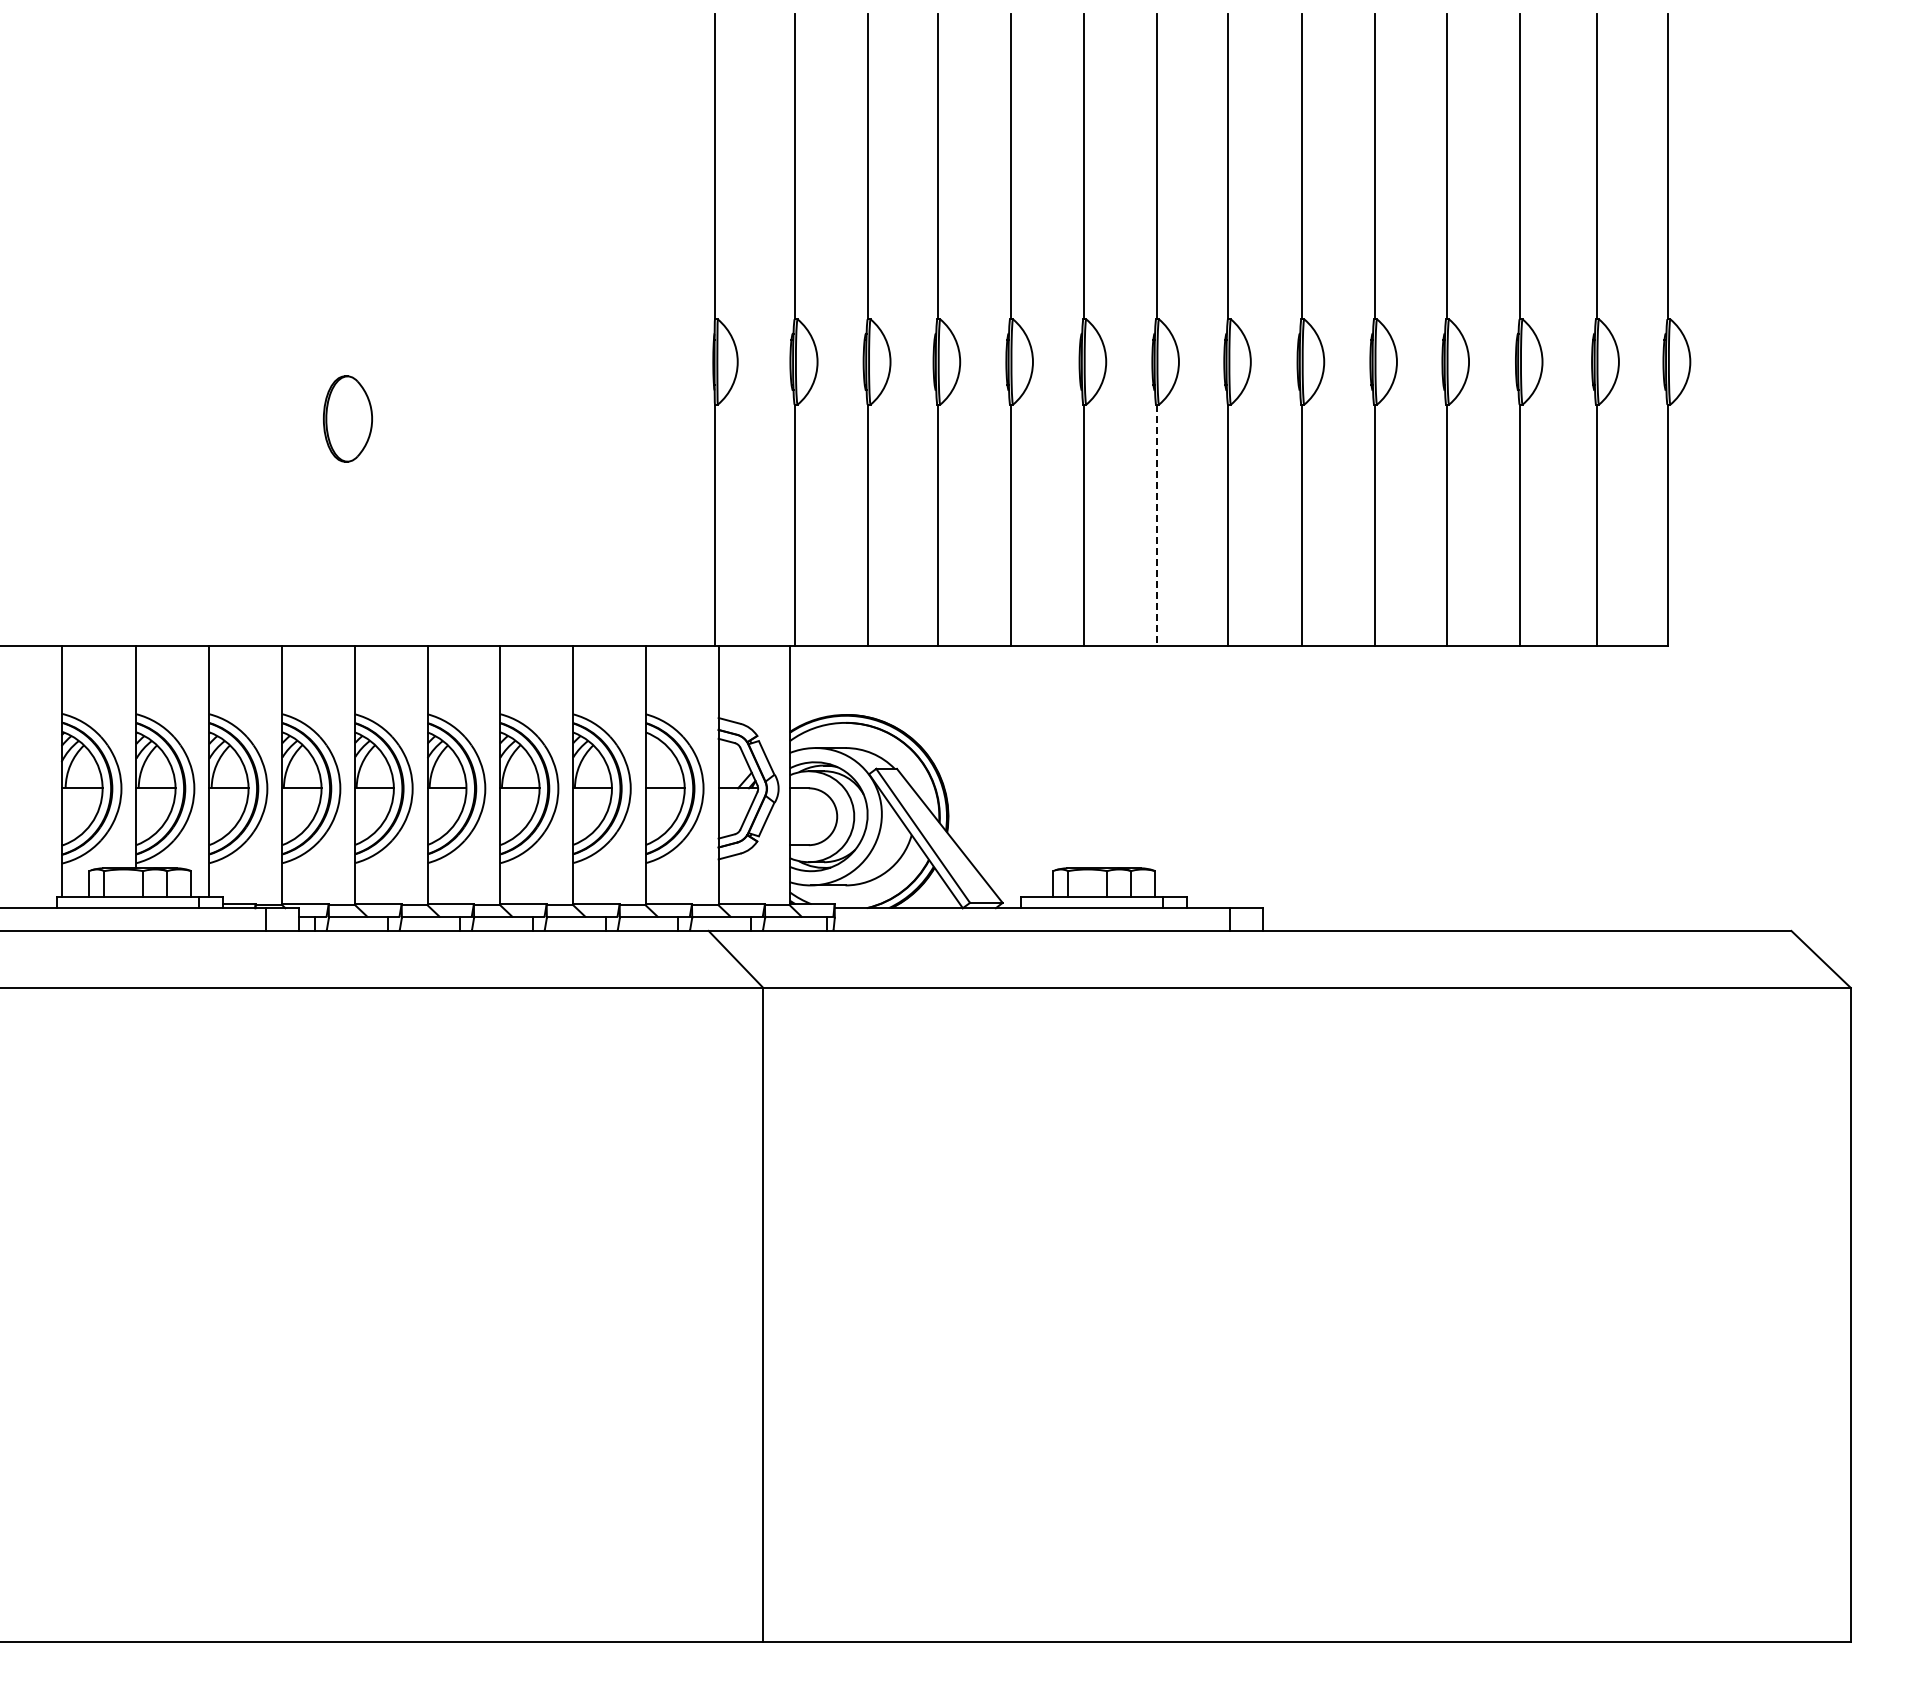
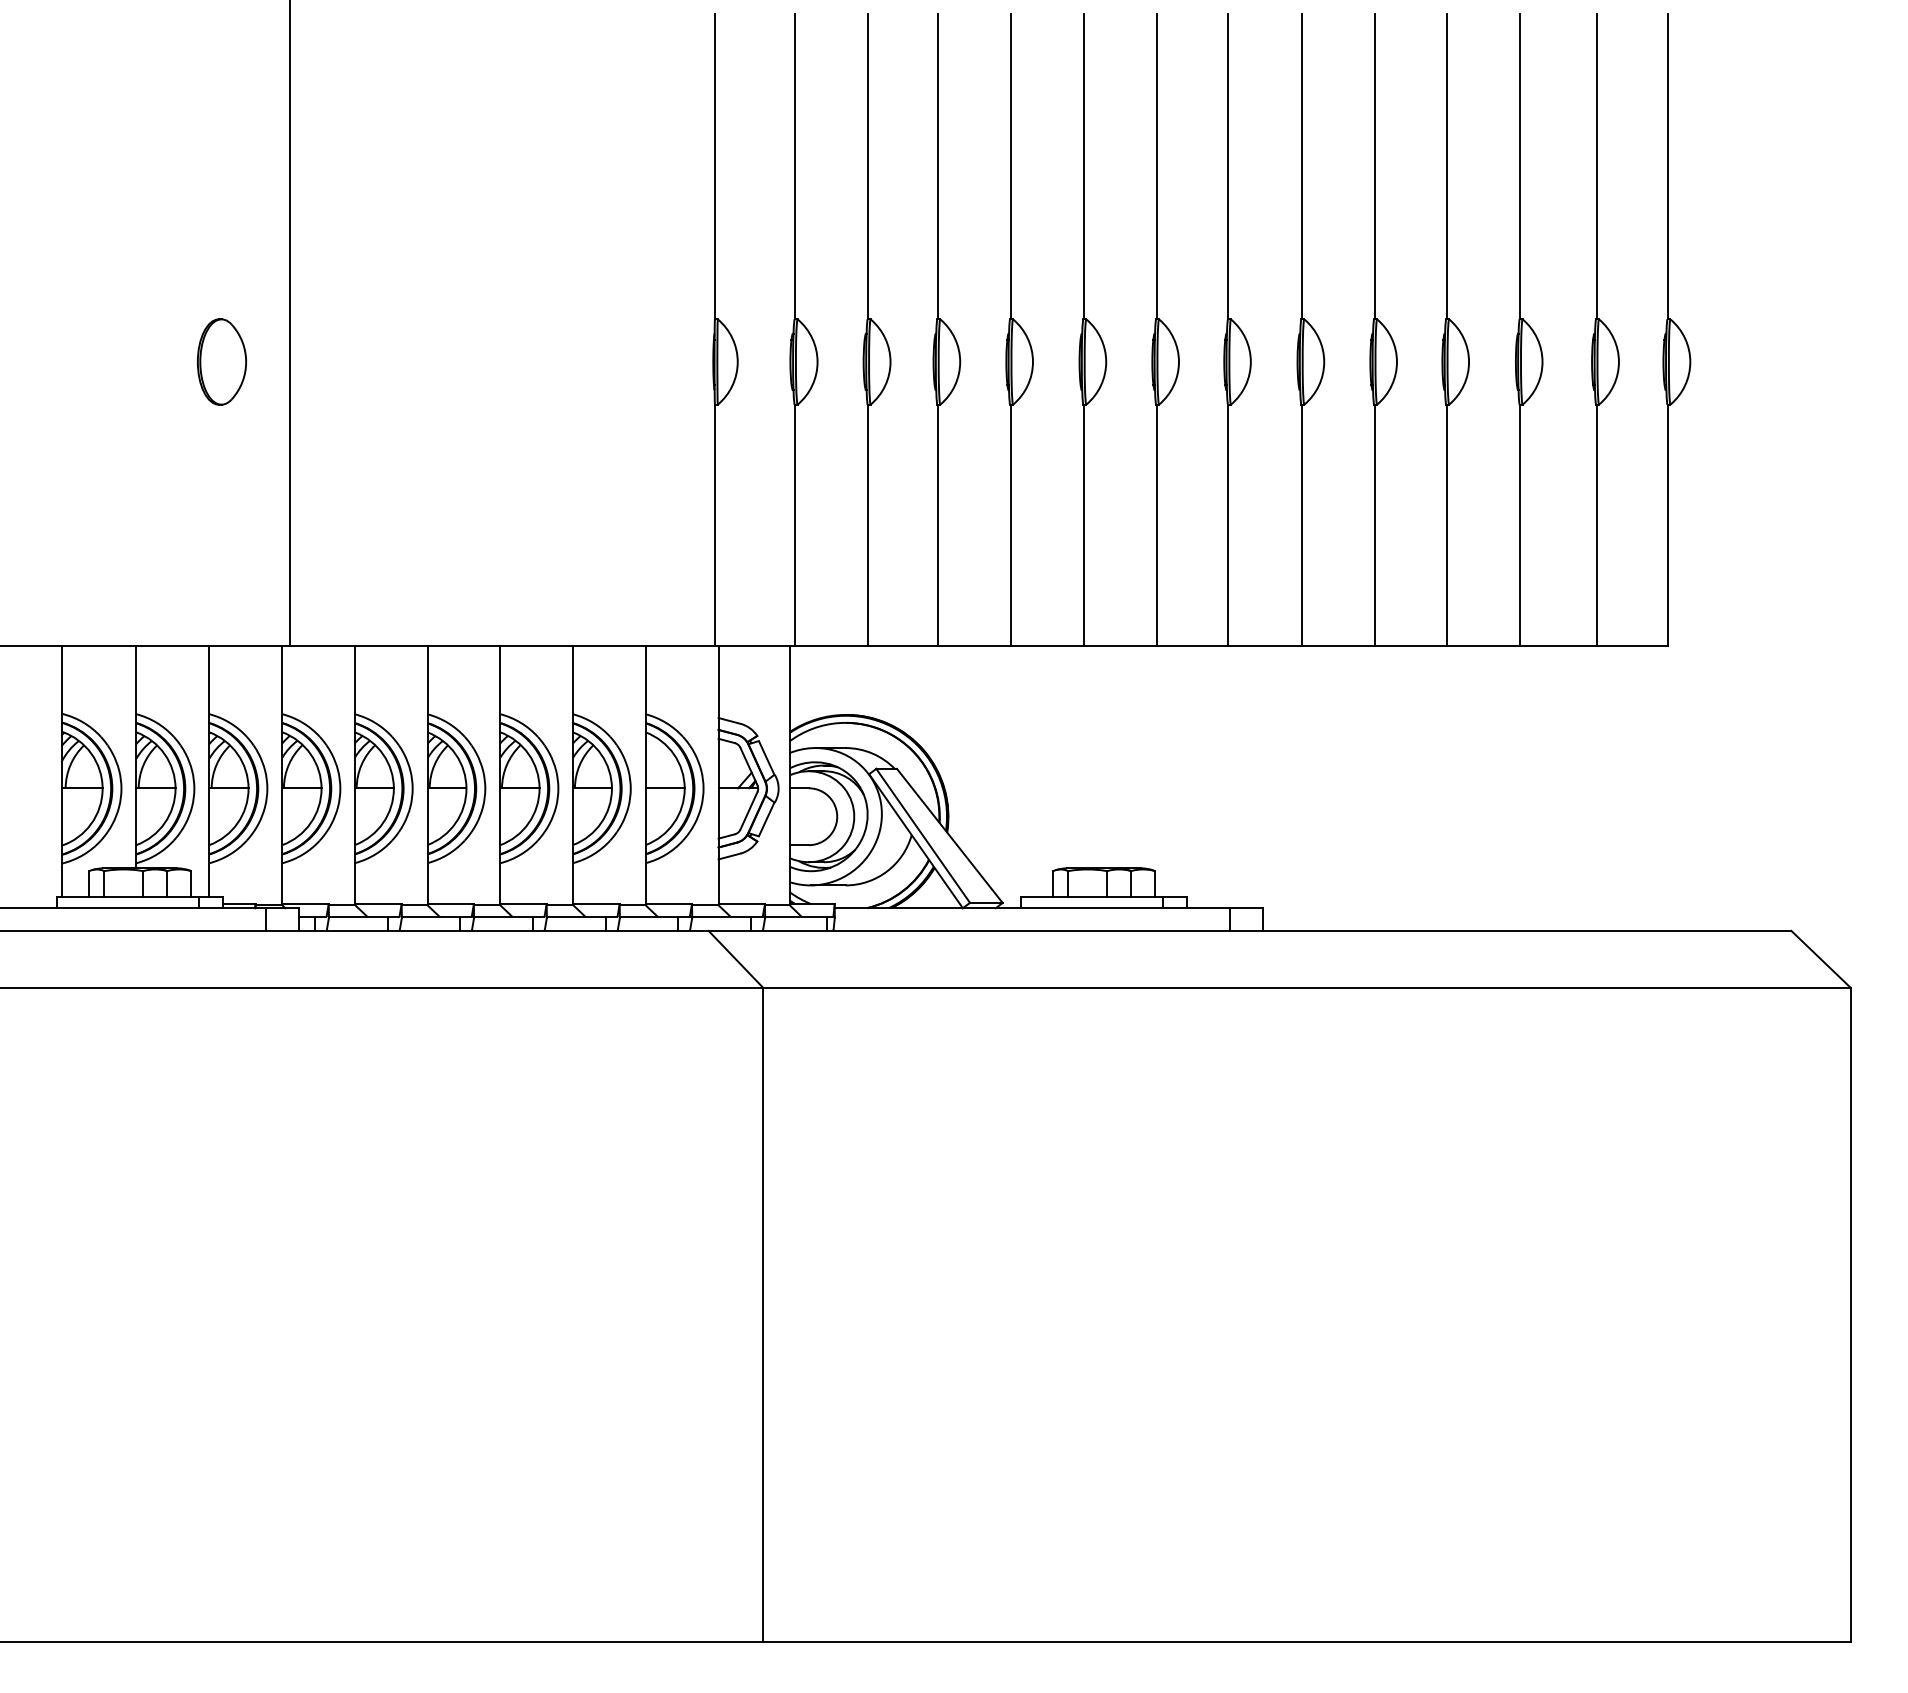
line: none -> present (289, 324)
part position: (347, 418) -> (221, 361) (221, 361)
line: dashed -> solid (1156, 525)
